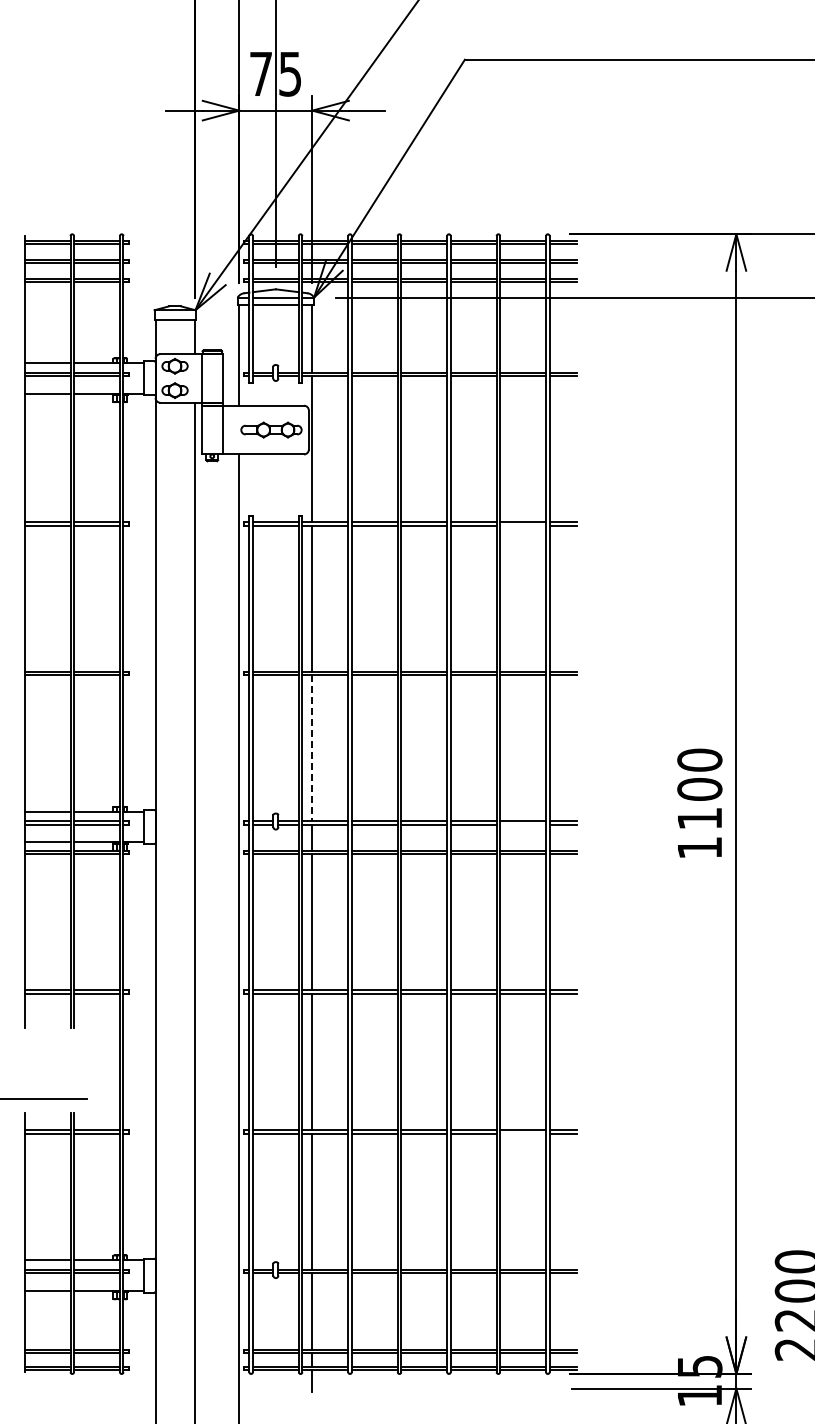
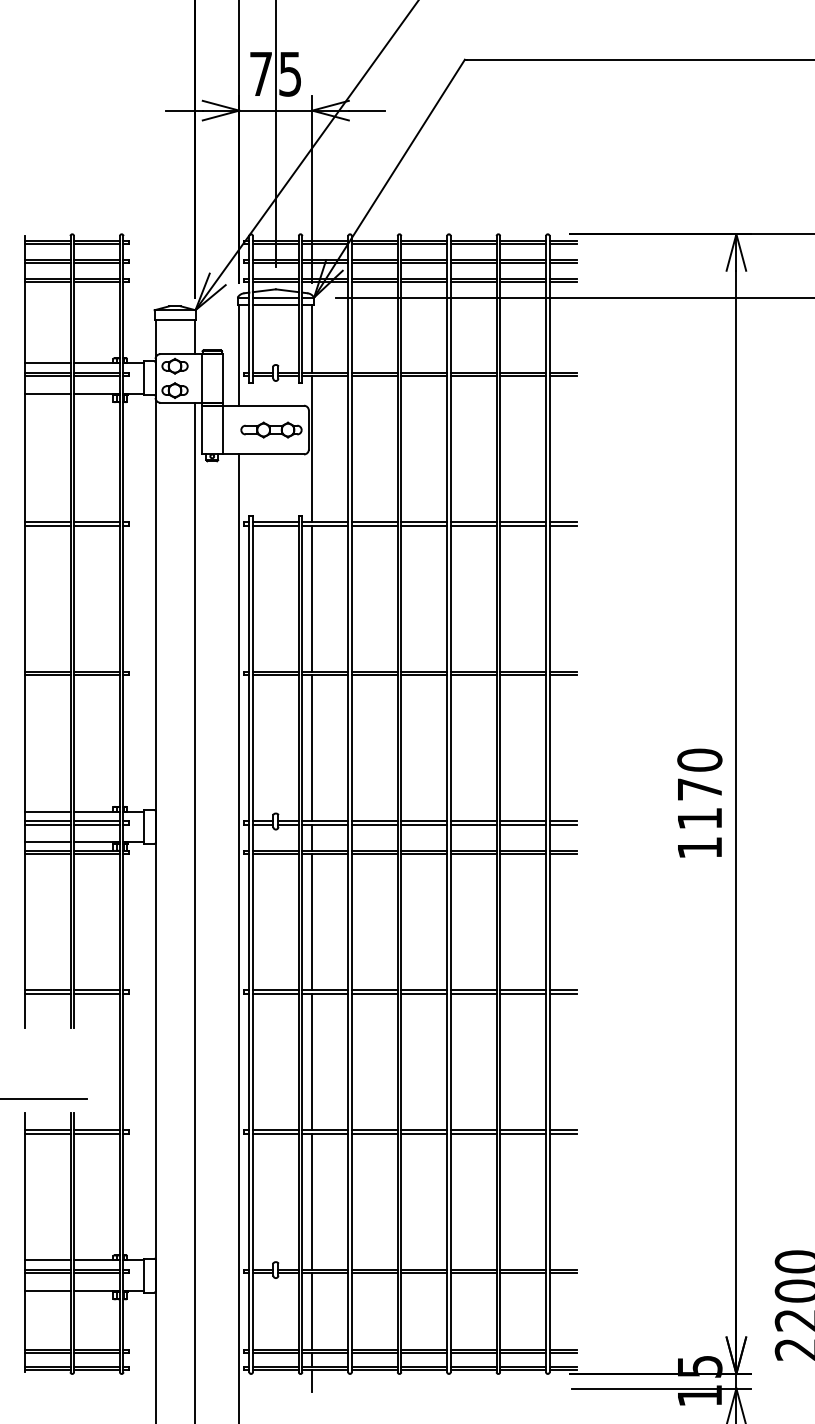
line: none -> present (523, 525)
line: dashed -> solid (312, 748)
text: 1100 -> 1170 (699, 789)
line: none -> present (523, 824)
line: none -> present (523, 1133)
